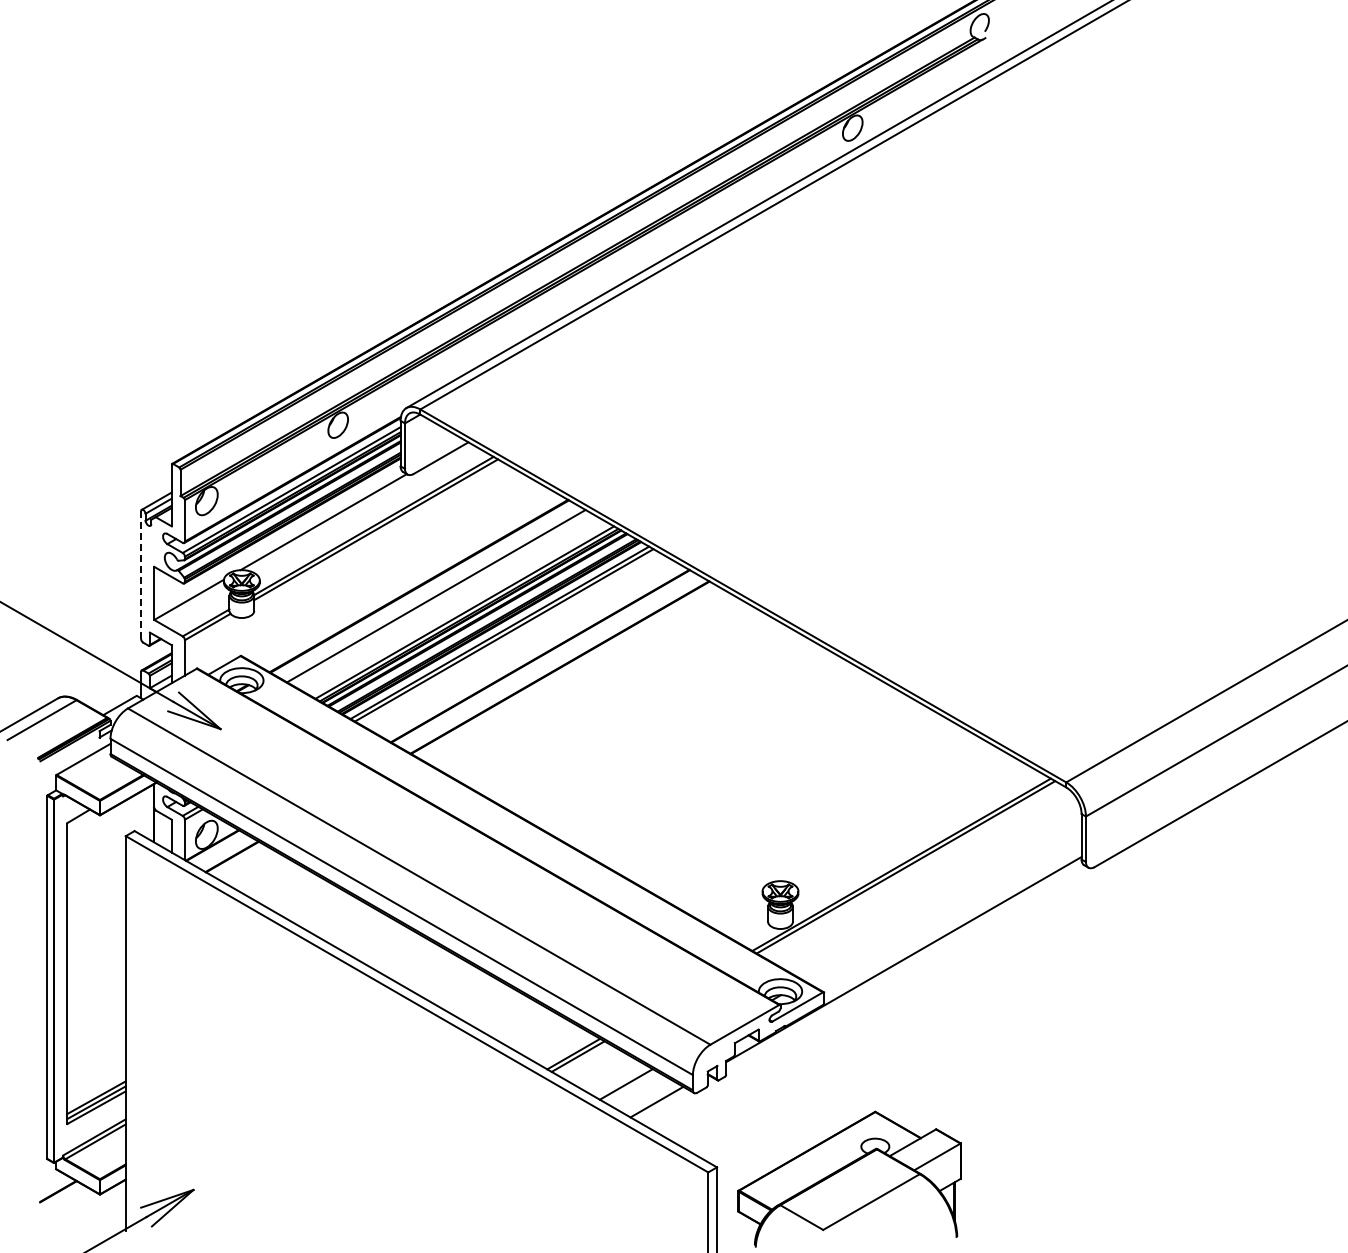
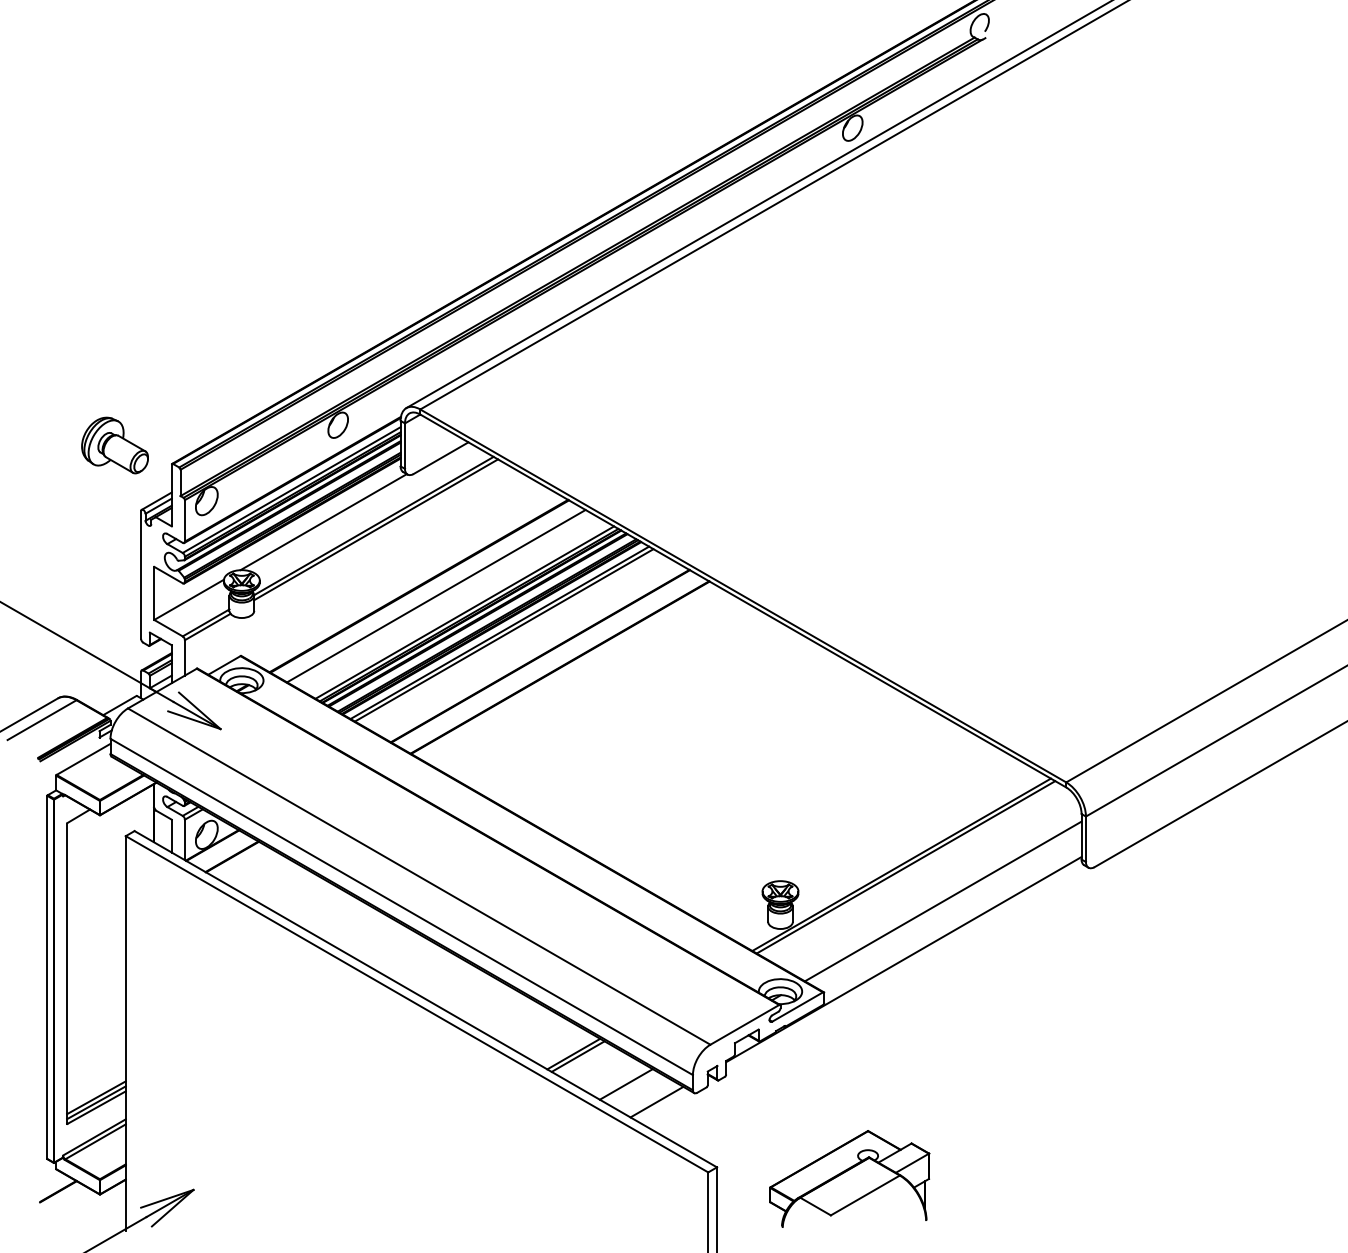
part: none -> present (114, 445)
line: dashed -> solid (141, 575)
line: none -> present (942, 901)
part size: 225x138 px -> 162x98 px (849, 1178)
